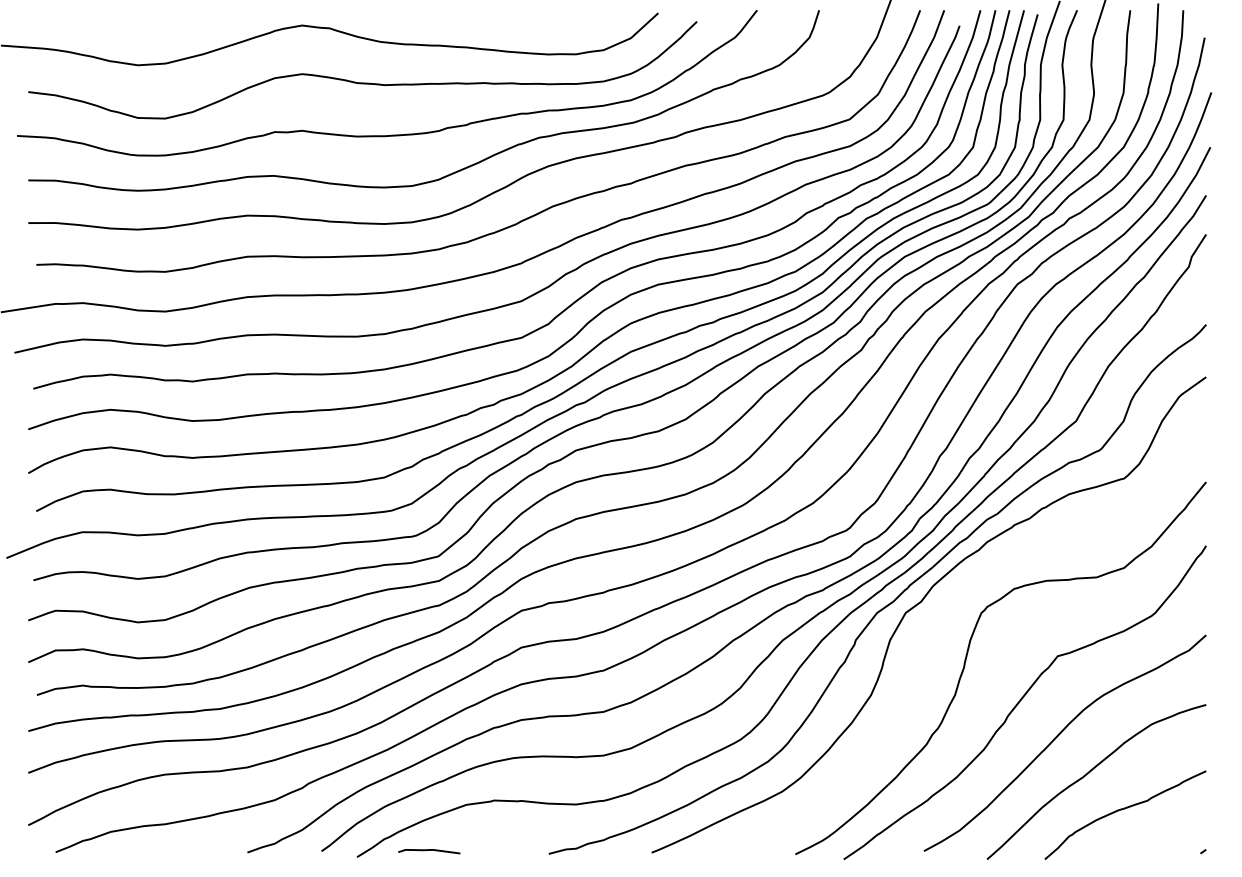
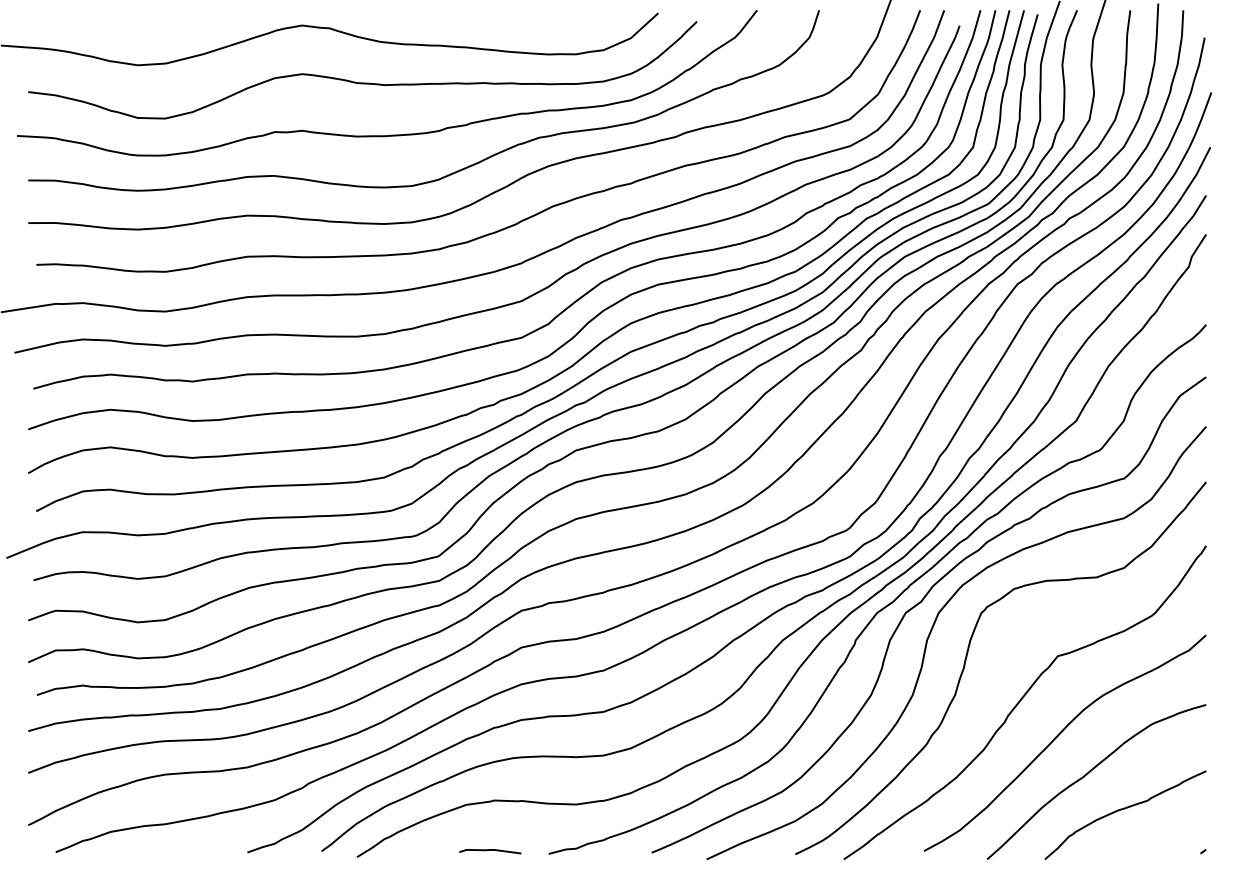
curve: none -> present (930, 635)
line position: (429, 850) -> (490, 850) (490, 850)
